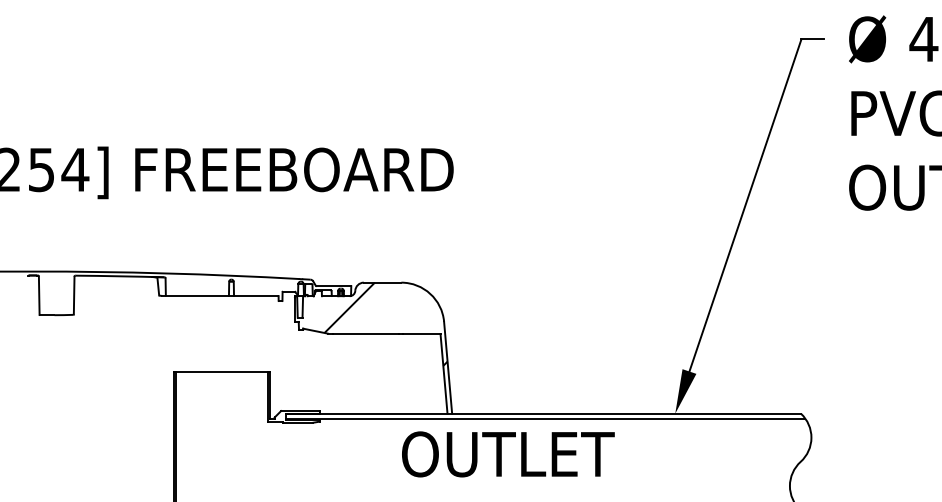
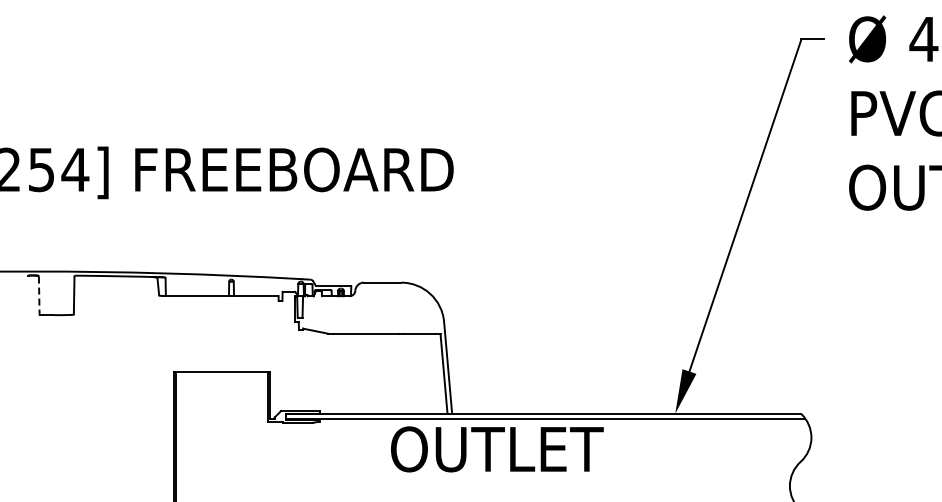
line: solid -> dashed (39, 296)
hatch: present -> none (385, 323)
text position: (508, 454) -> (497, 449) (497, 449)
